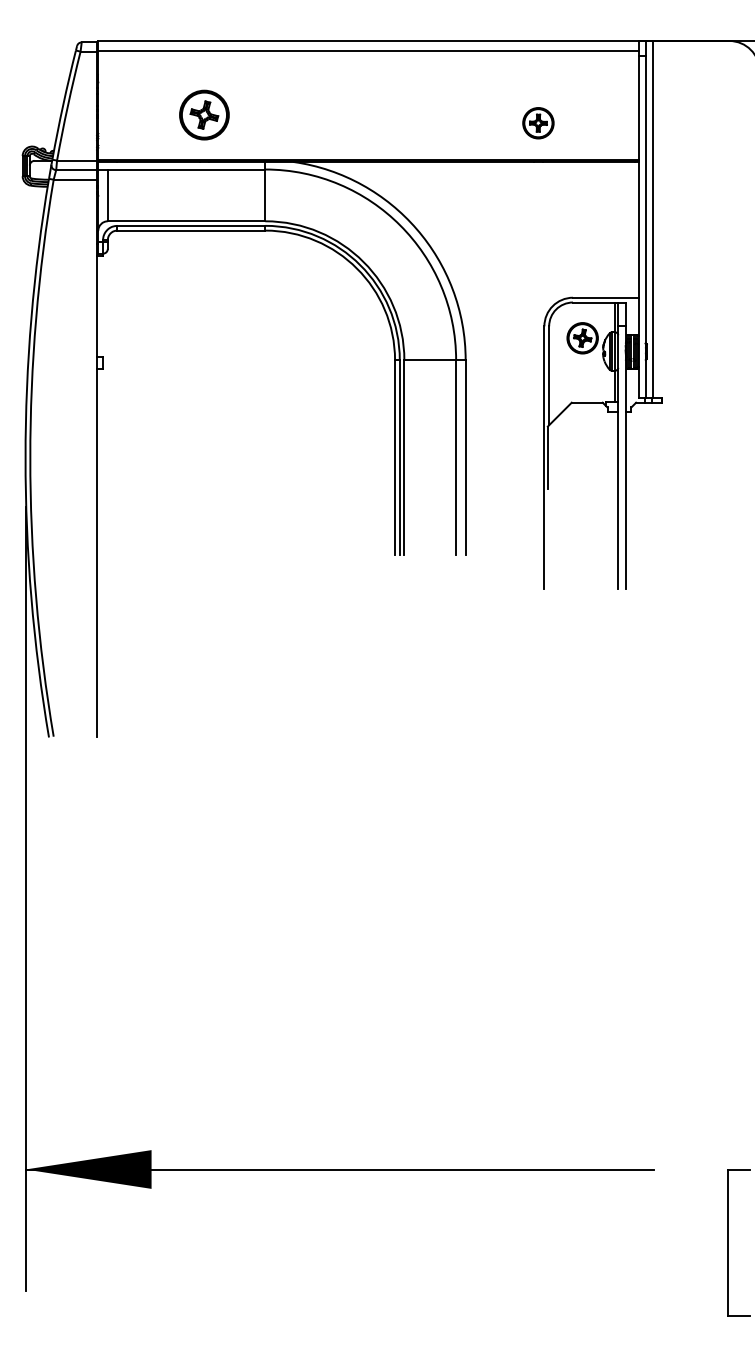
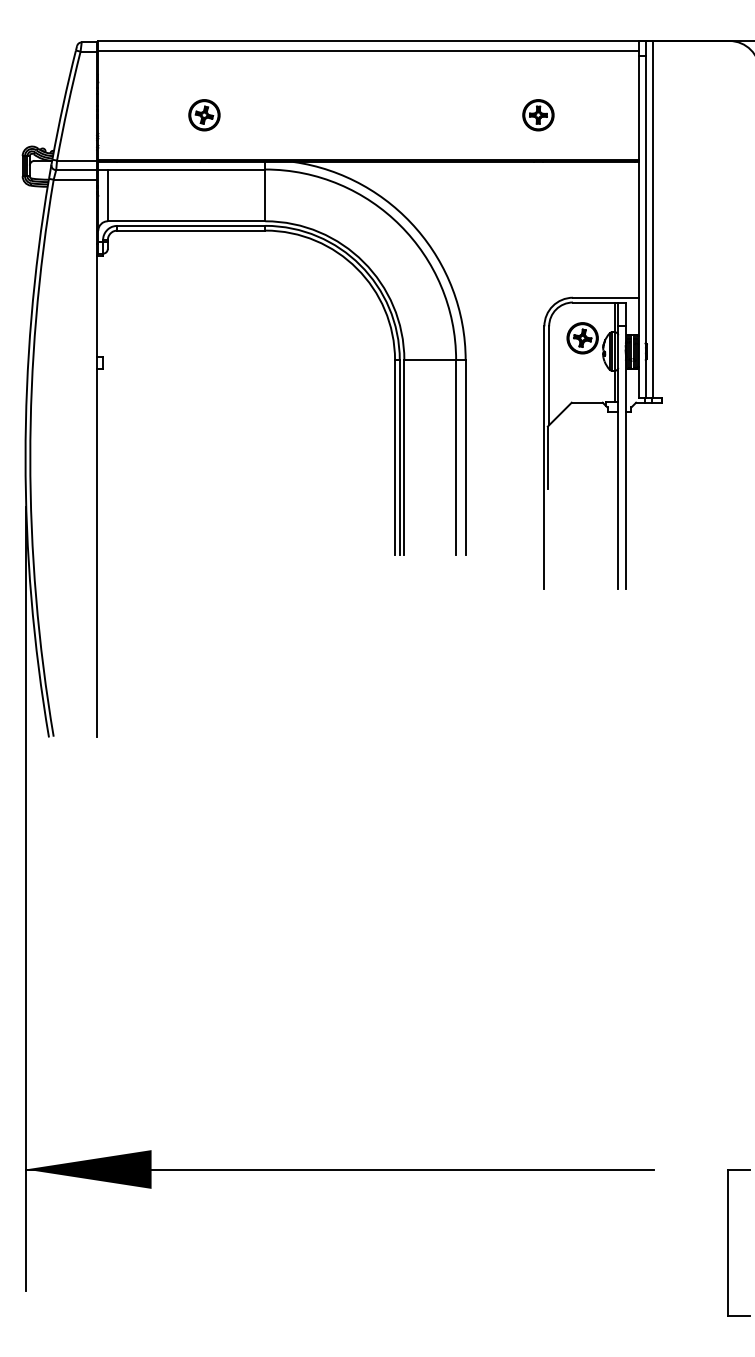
part size: 51x52 px -> 33x33 px (204, 115)
part position: (538, 123) -> (538, 115) (538, 115)
